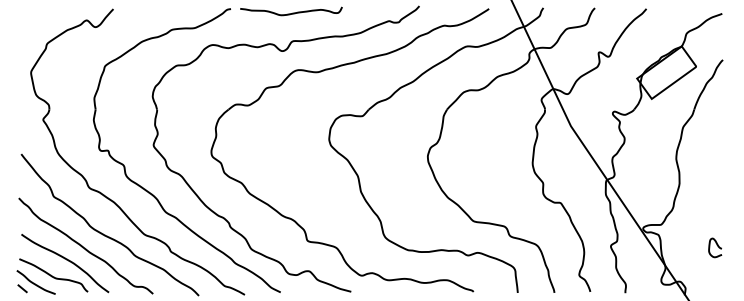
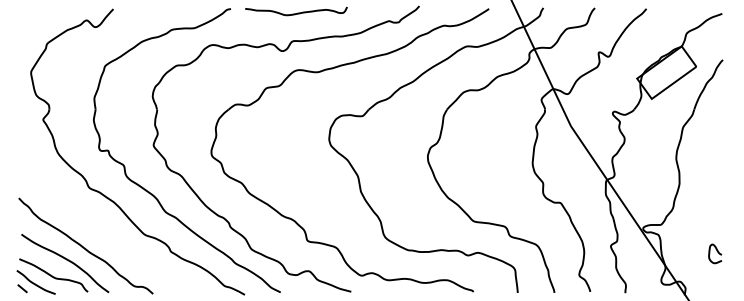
curve position: (292, 12) -> (297, 12) (297, 12)
curve: present -> none (105, 234)
curve position: (716, 245) -> (716, 251) (716, 251)
